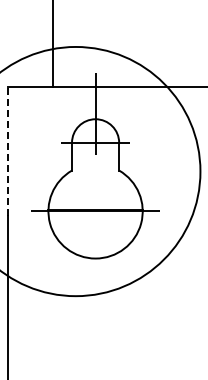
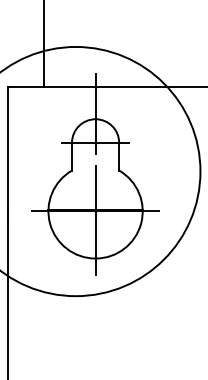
line position: (53, 44) -> (44, 44) (44, 44)
line: dashed -> solid (8, 150)
line: none -> present (95, 219)
